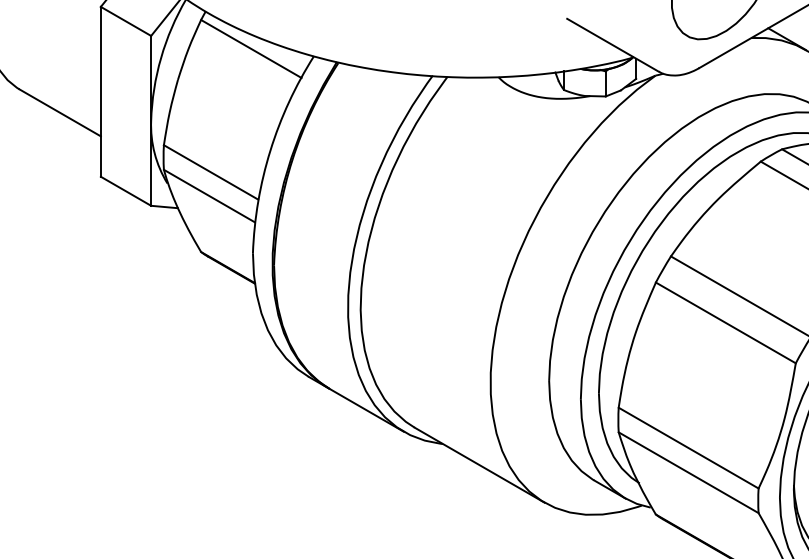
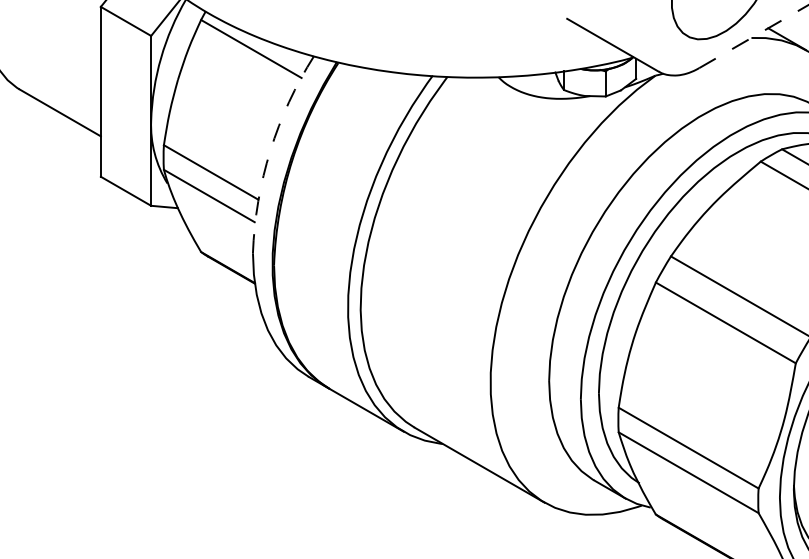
line: solid -> dashed (753, 36)
arc: solid -> dashed (270, 150)
